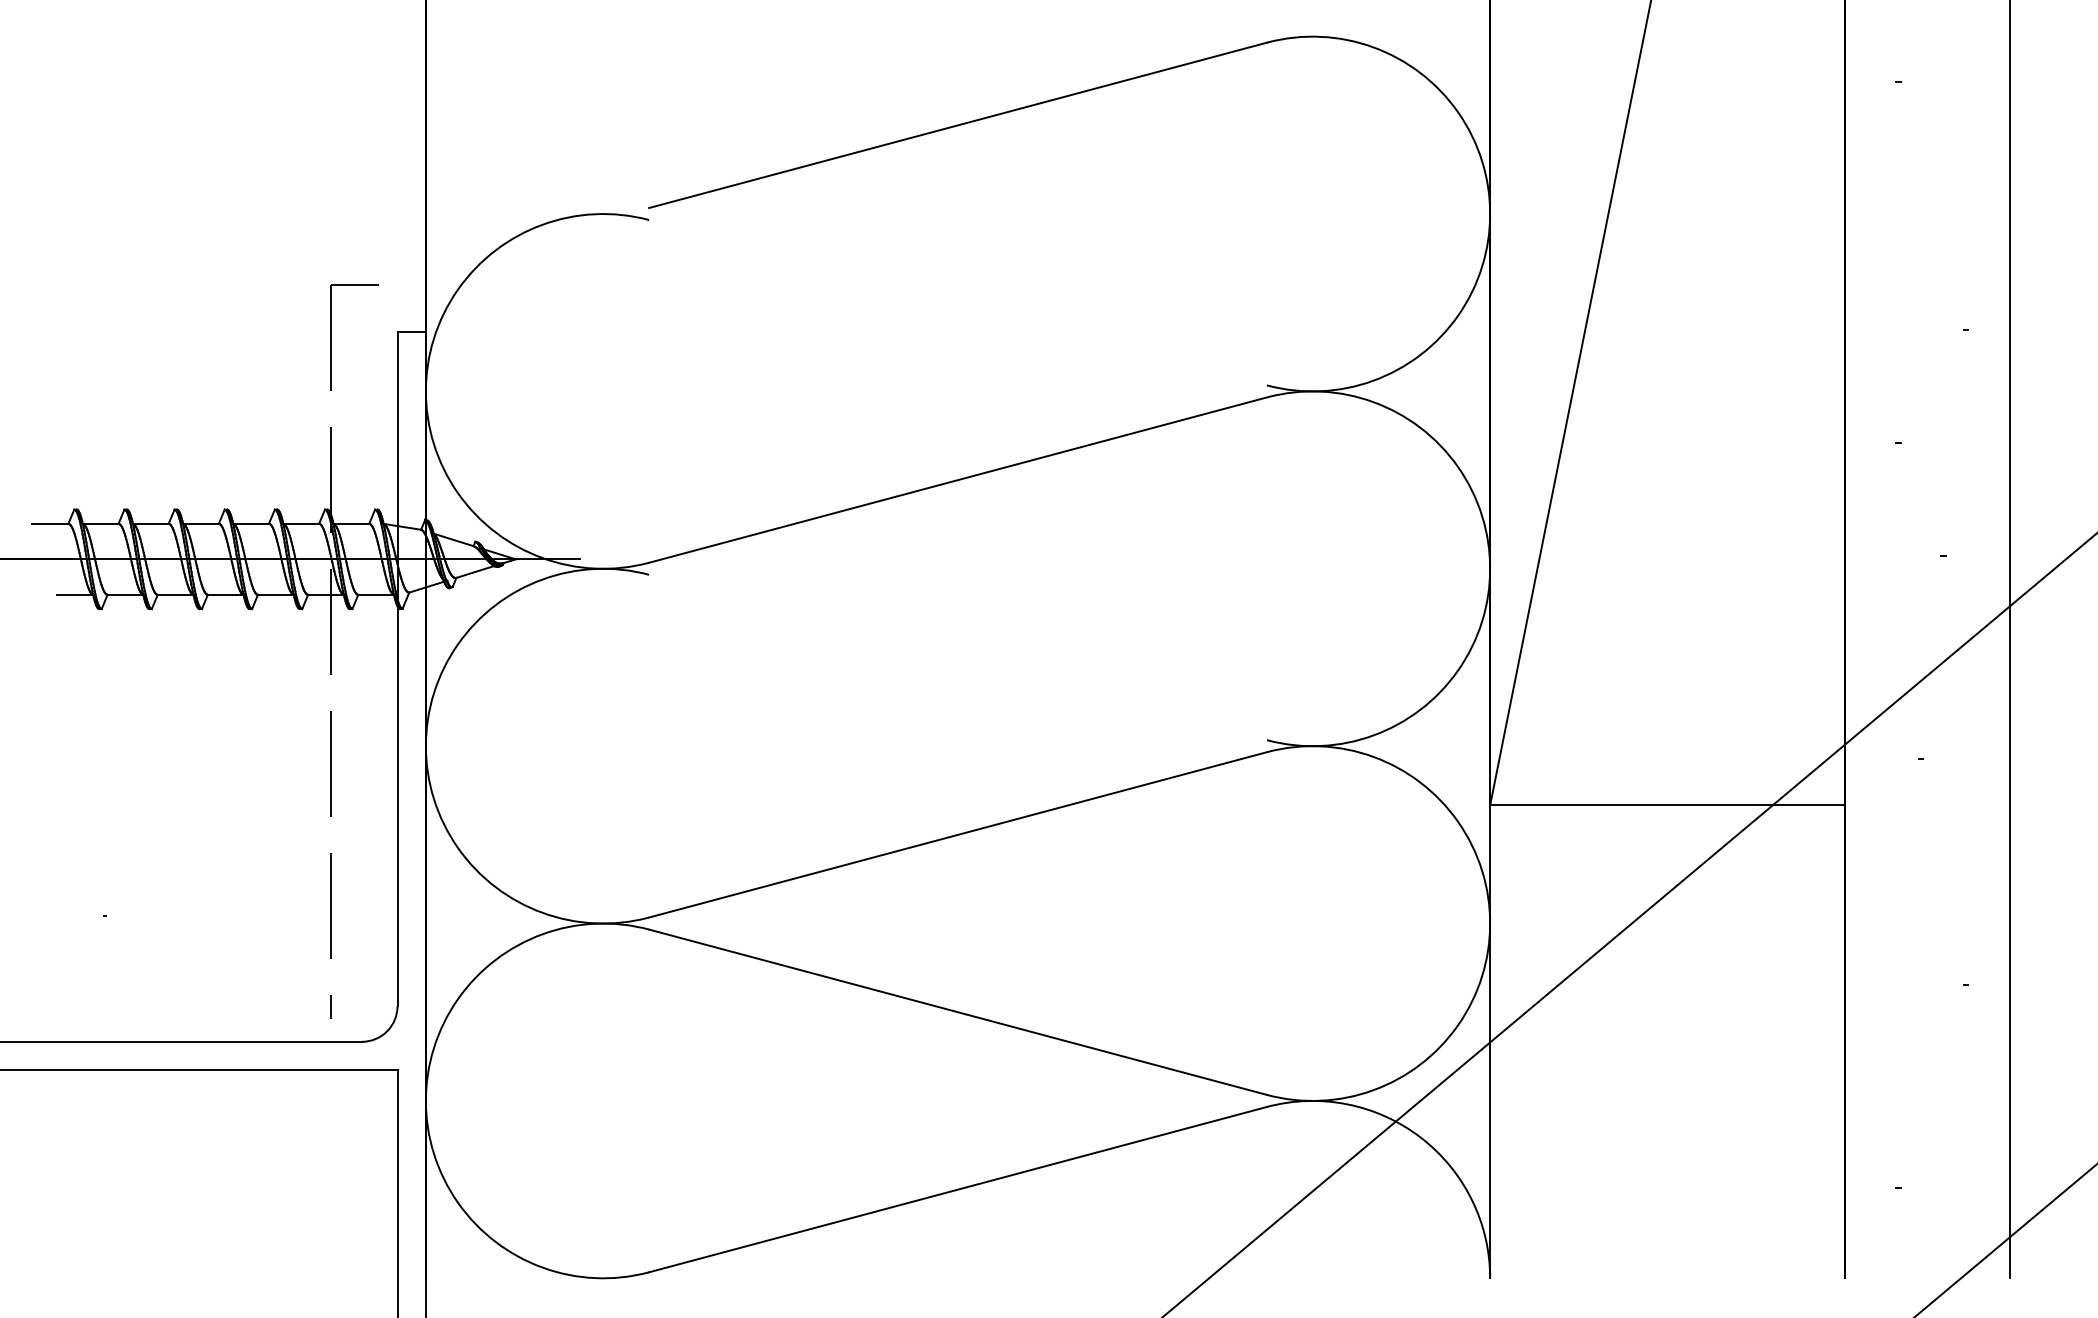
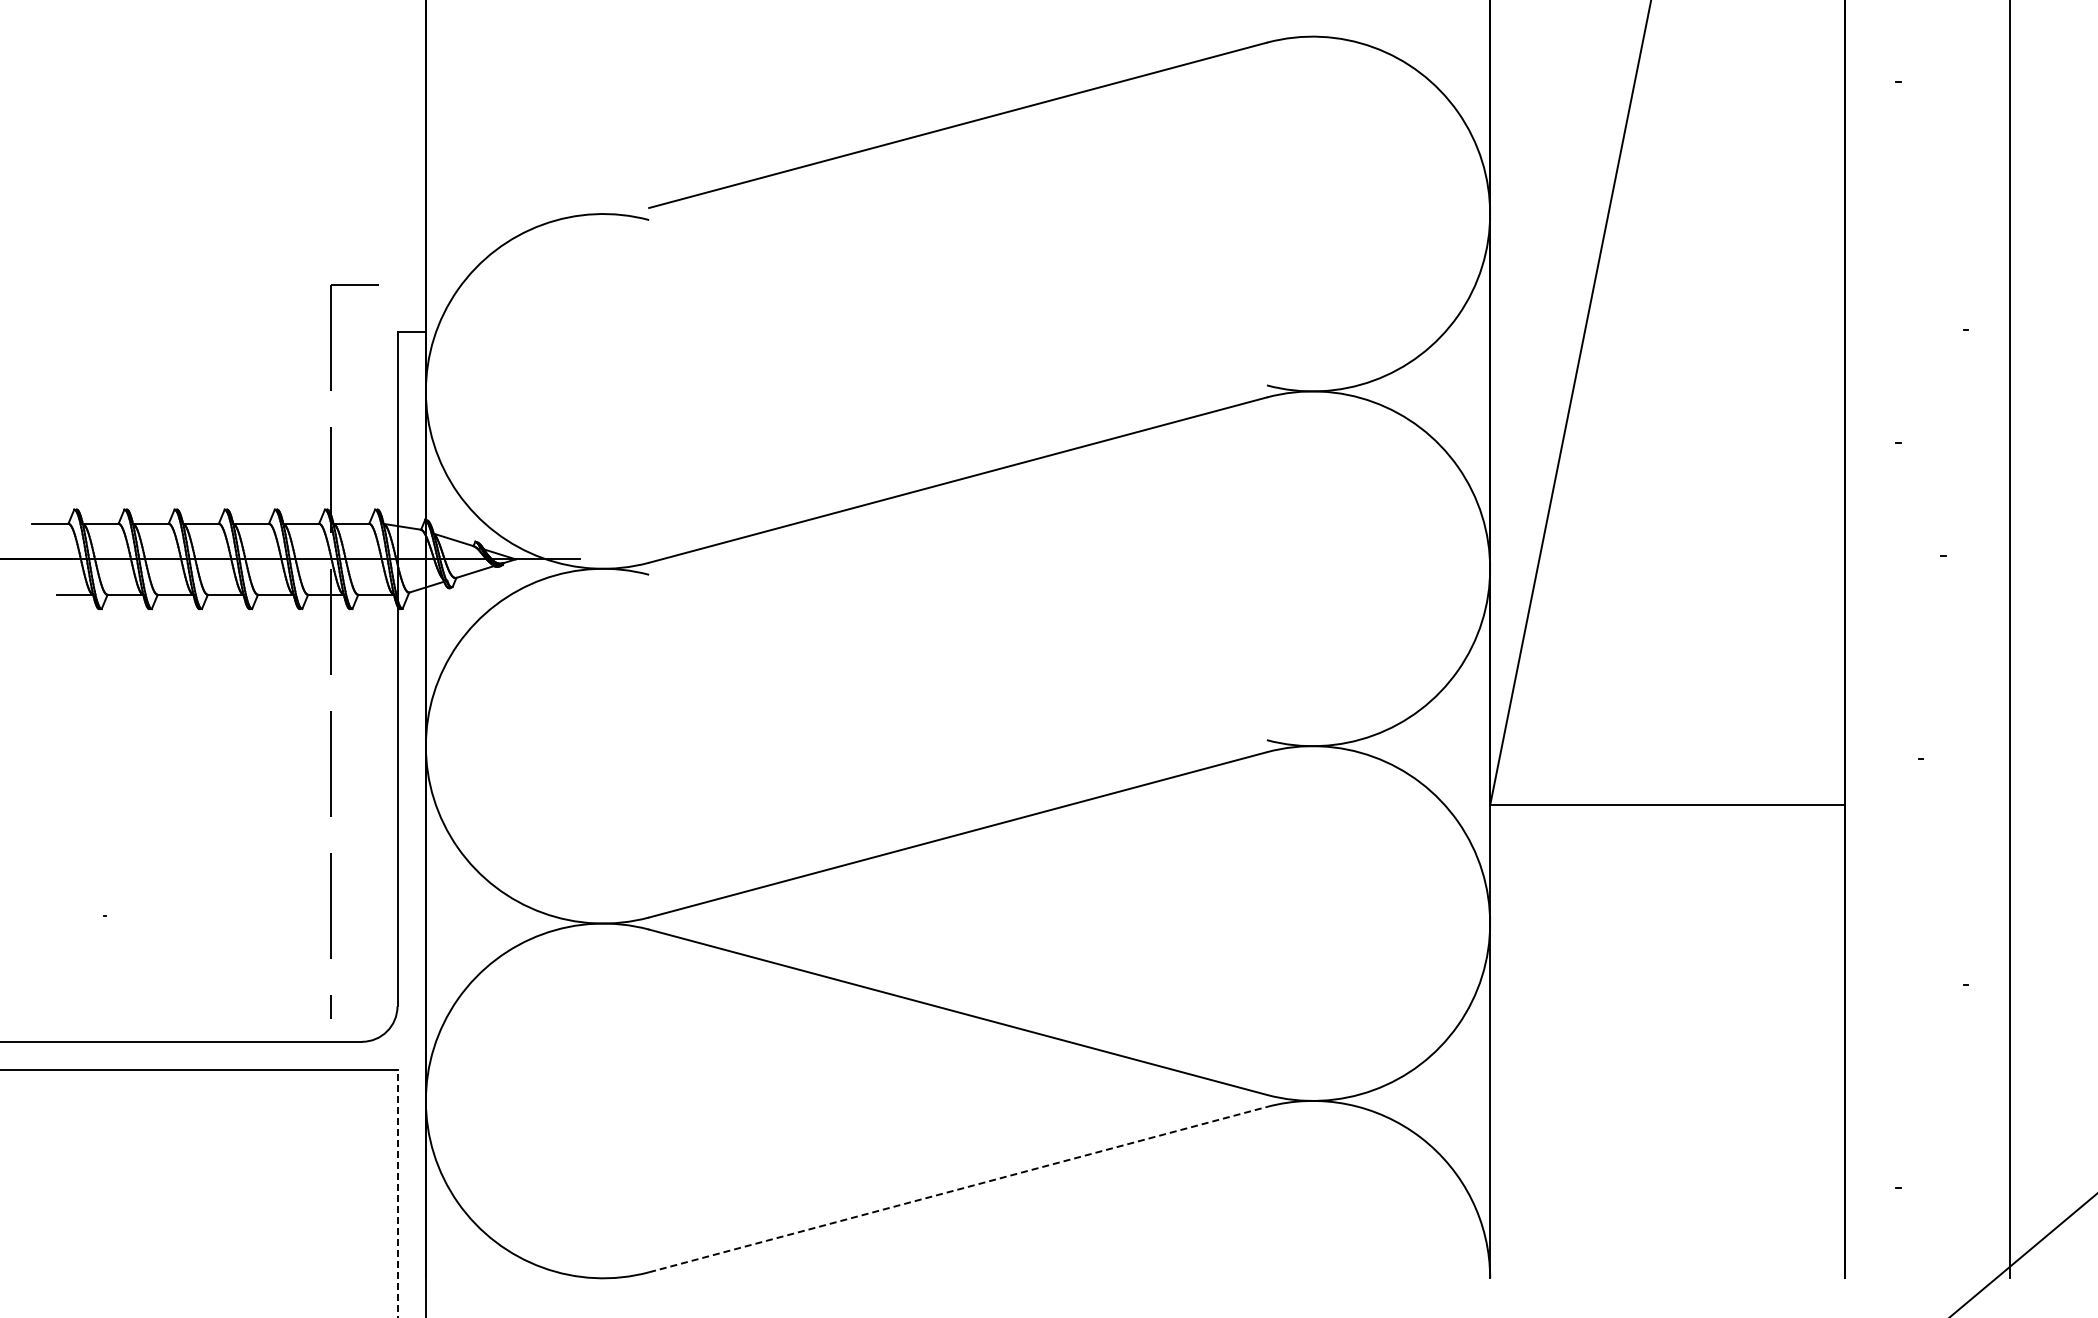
line: present -> none (1629, 924)
line: solid -> dashed (958, 1189)
line: solid -> dashed (397, 1194)
line position: (2005, 1240) -> (2023, 1254) (2023, 1254)
